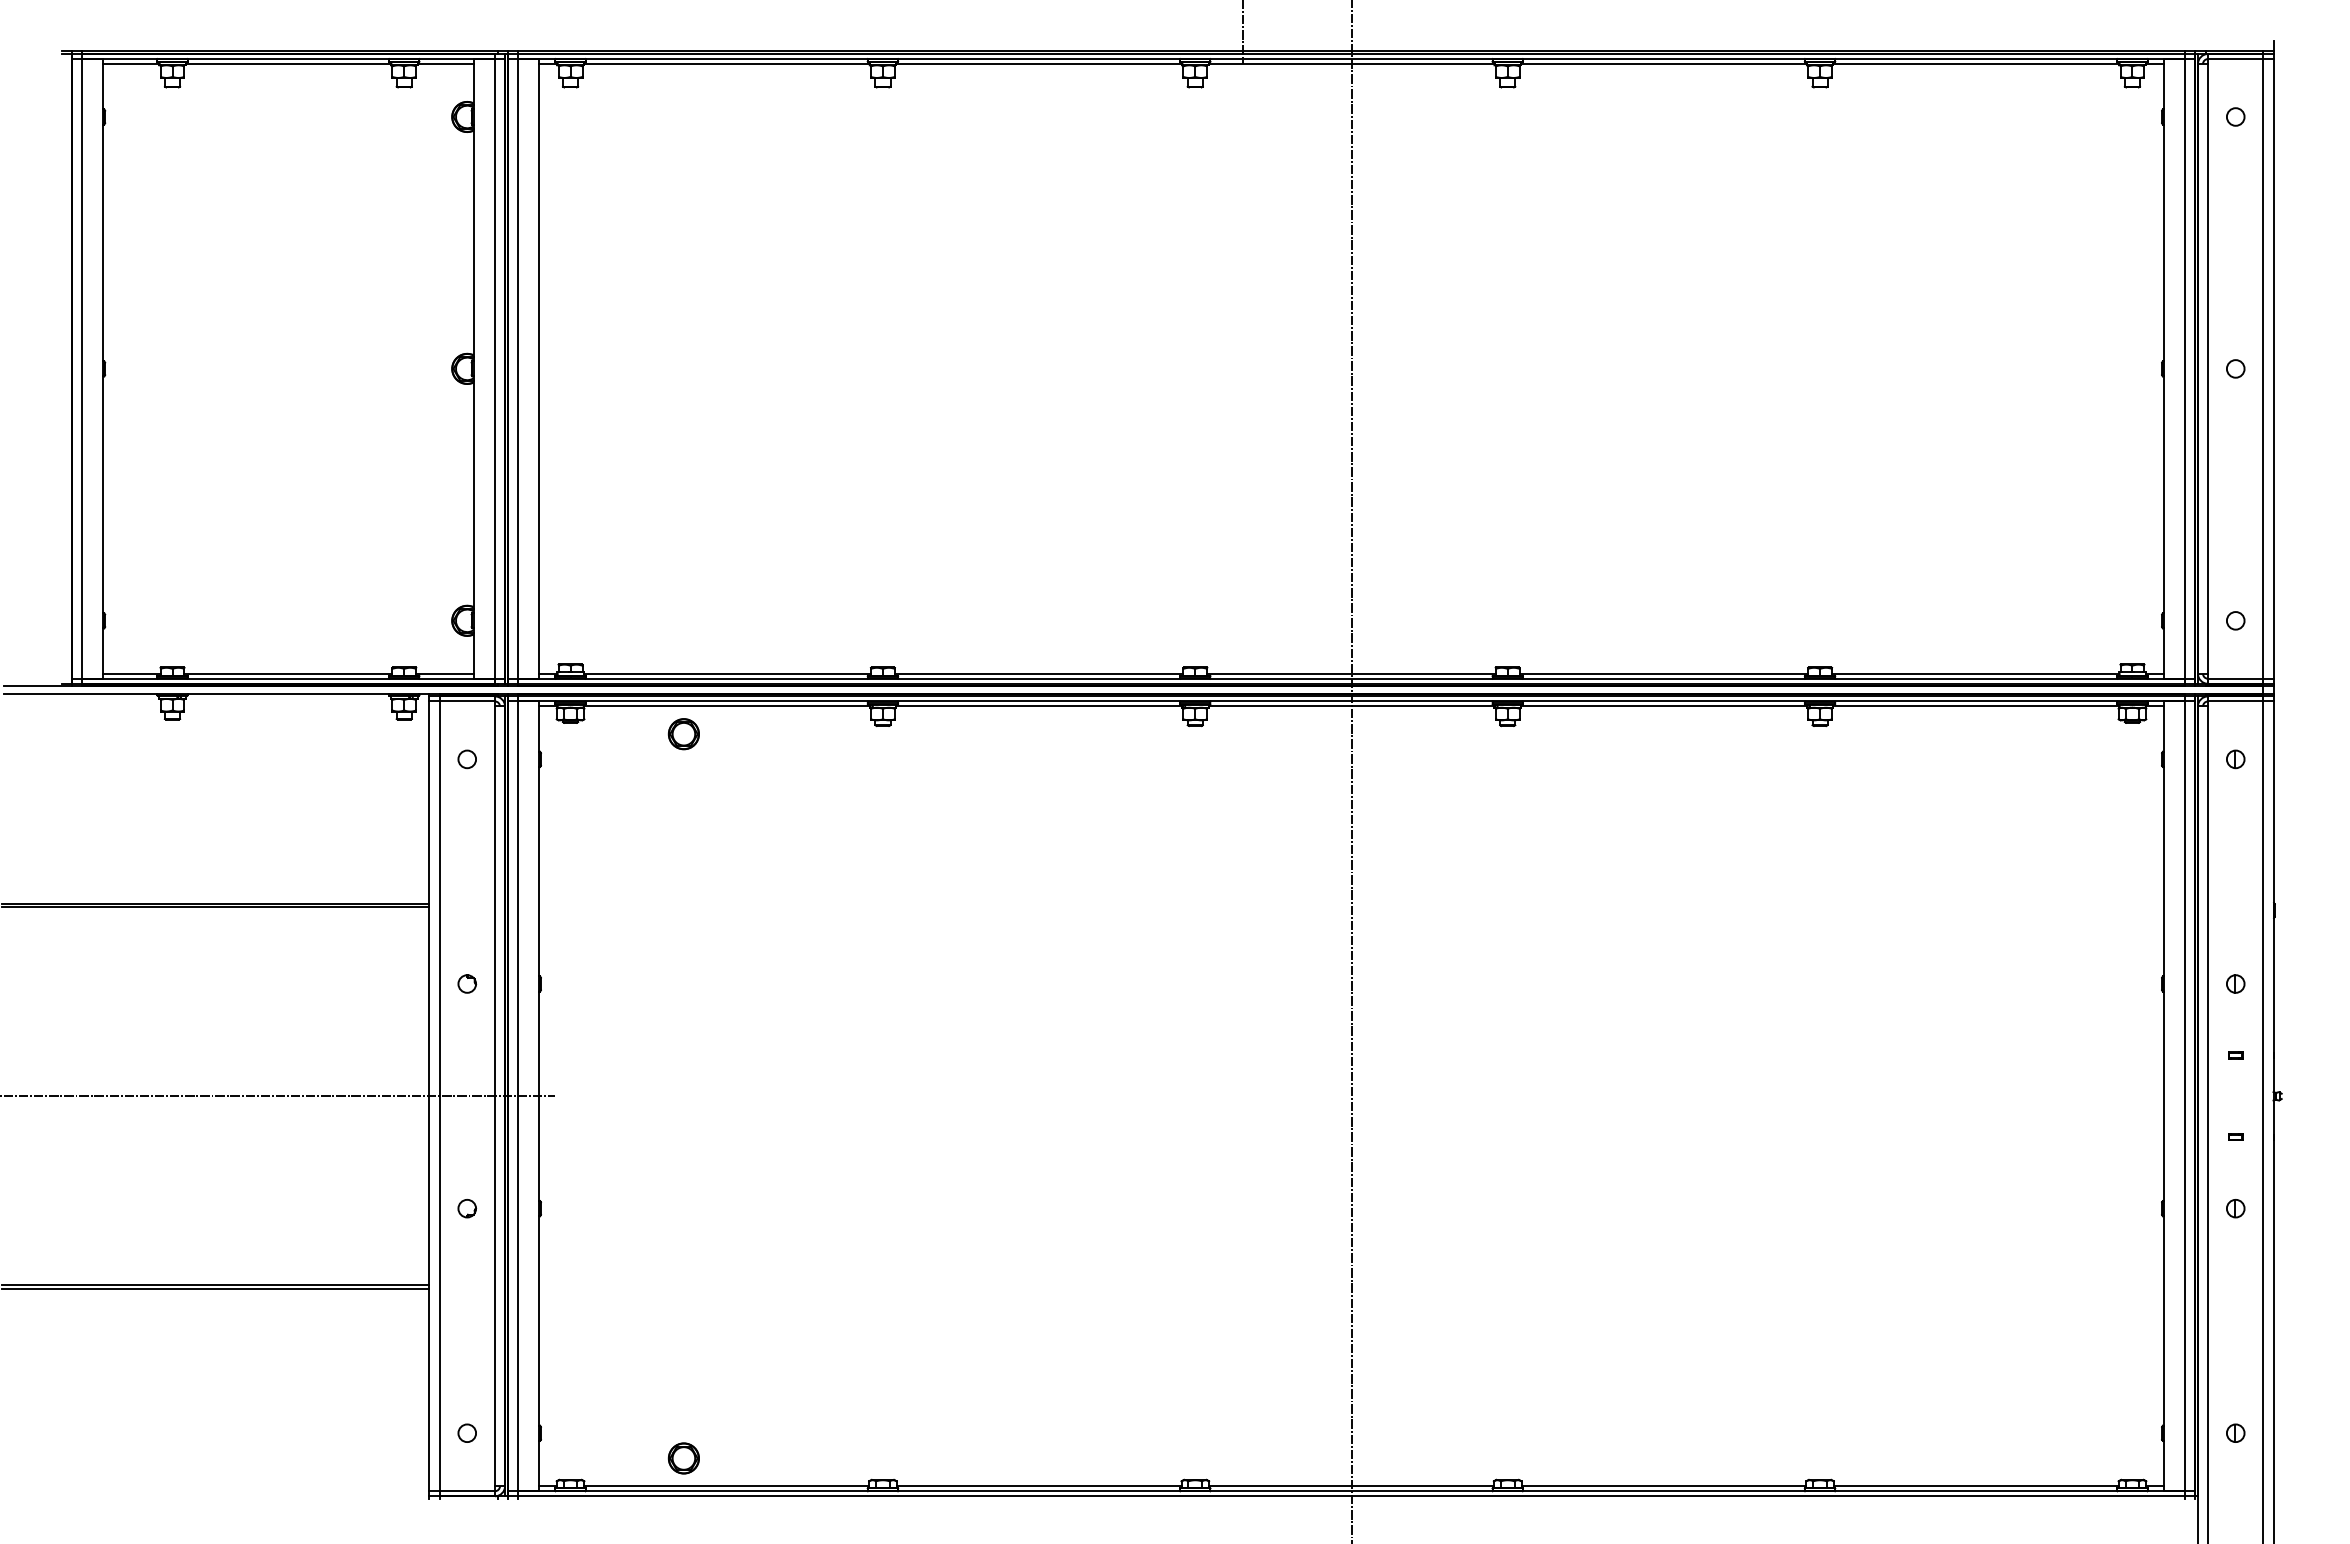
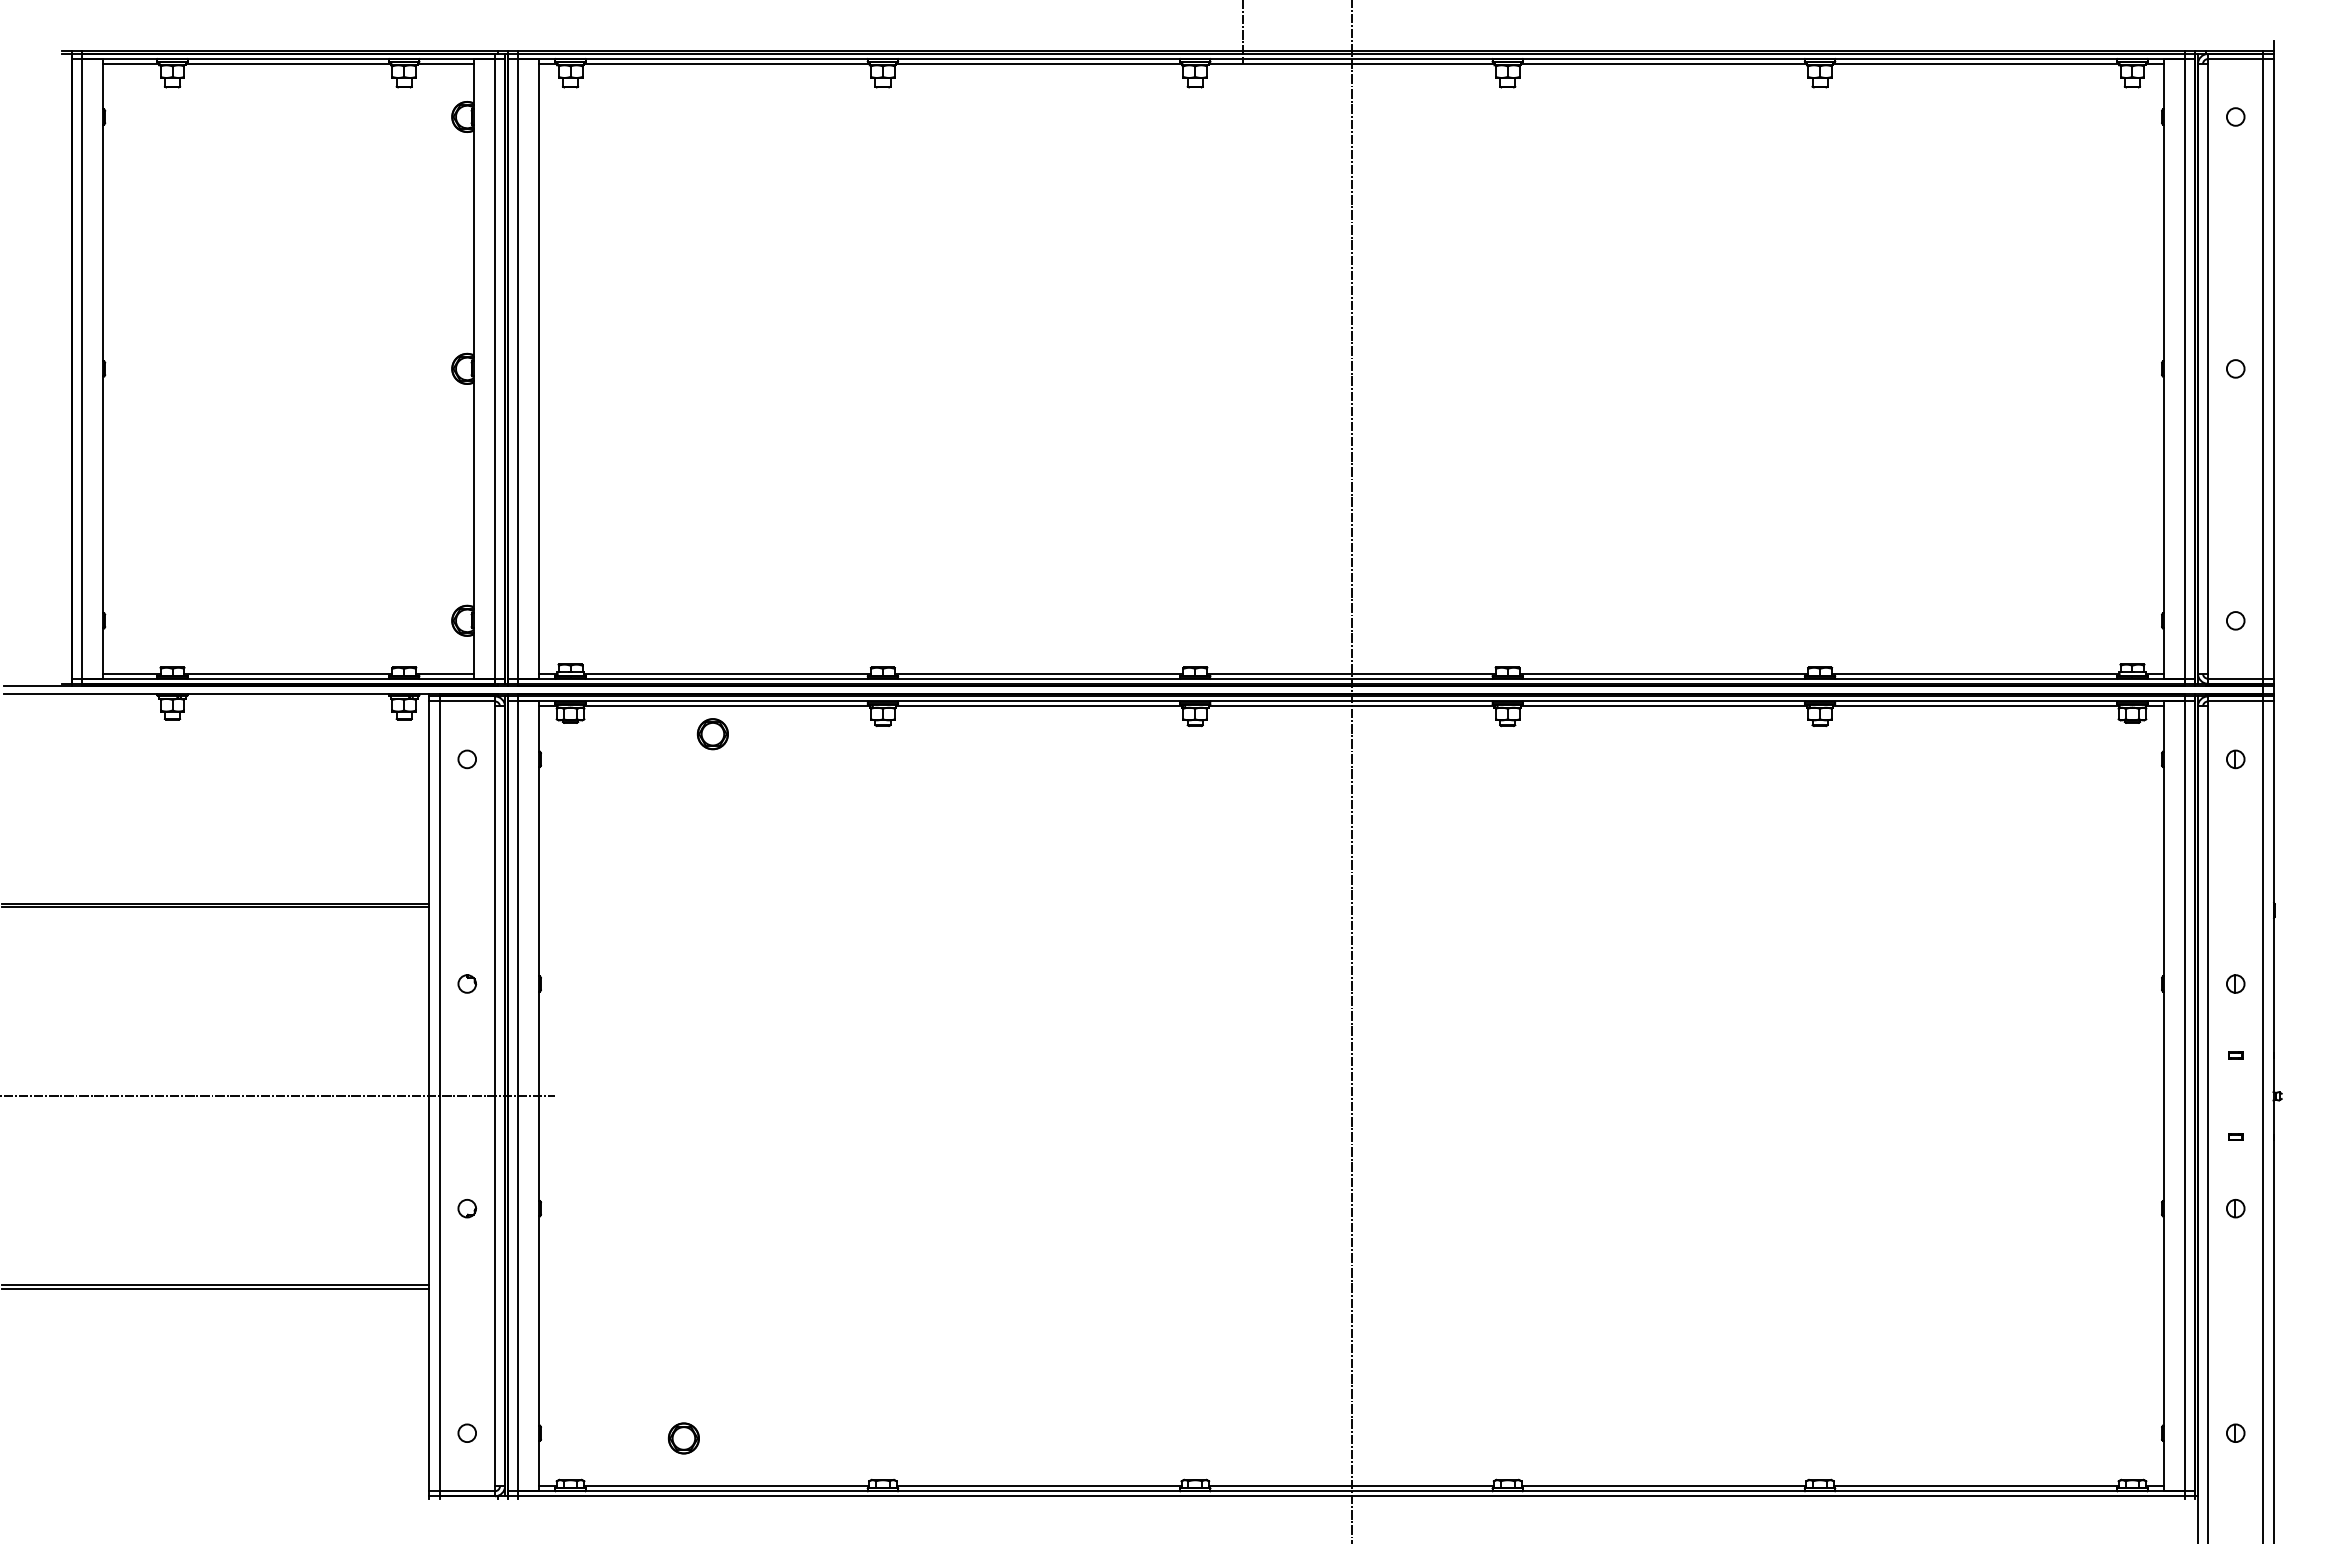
part position: (683, 734) -> (712, 734) (712, 734)
part position: (683, 1458) -> (683, 1438) (683, 1438)
